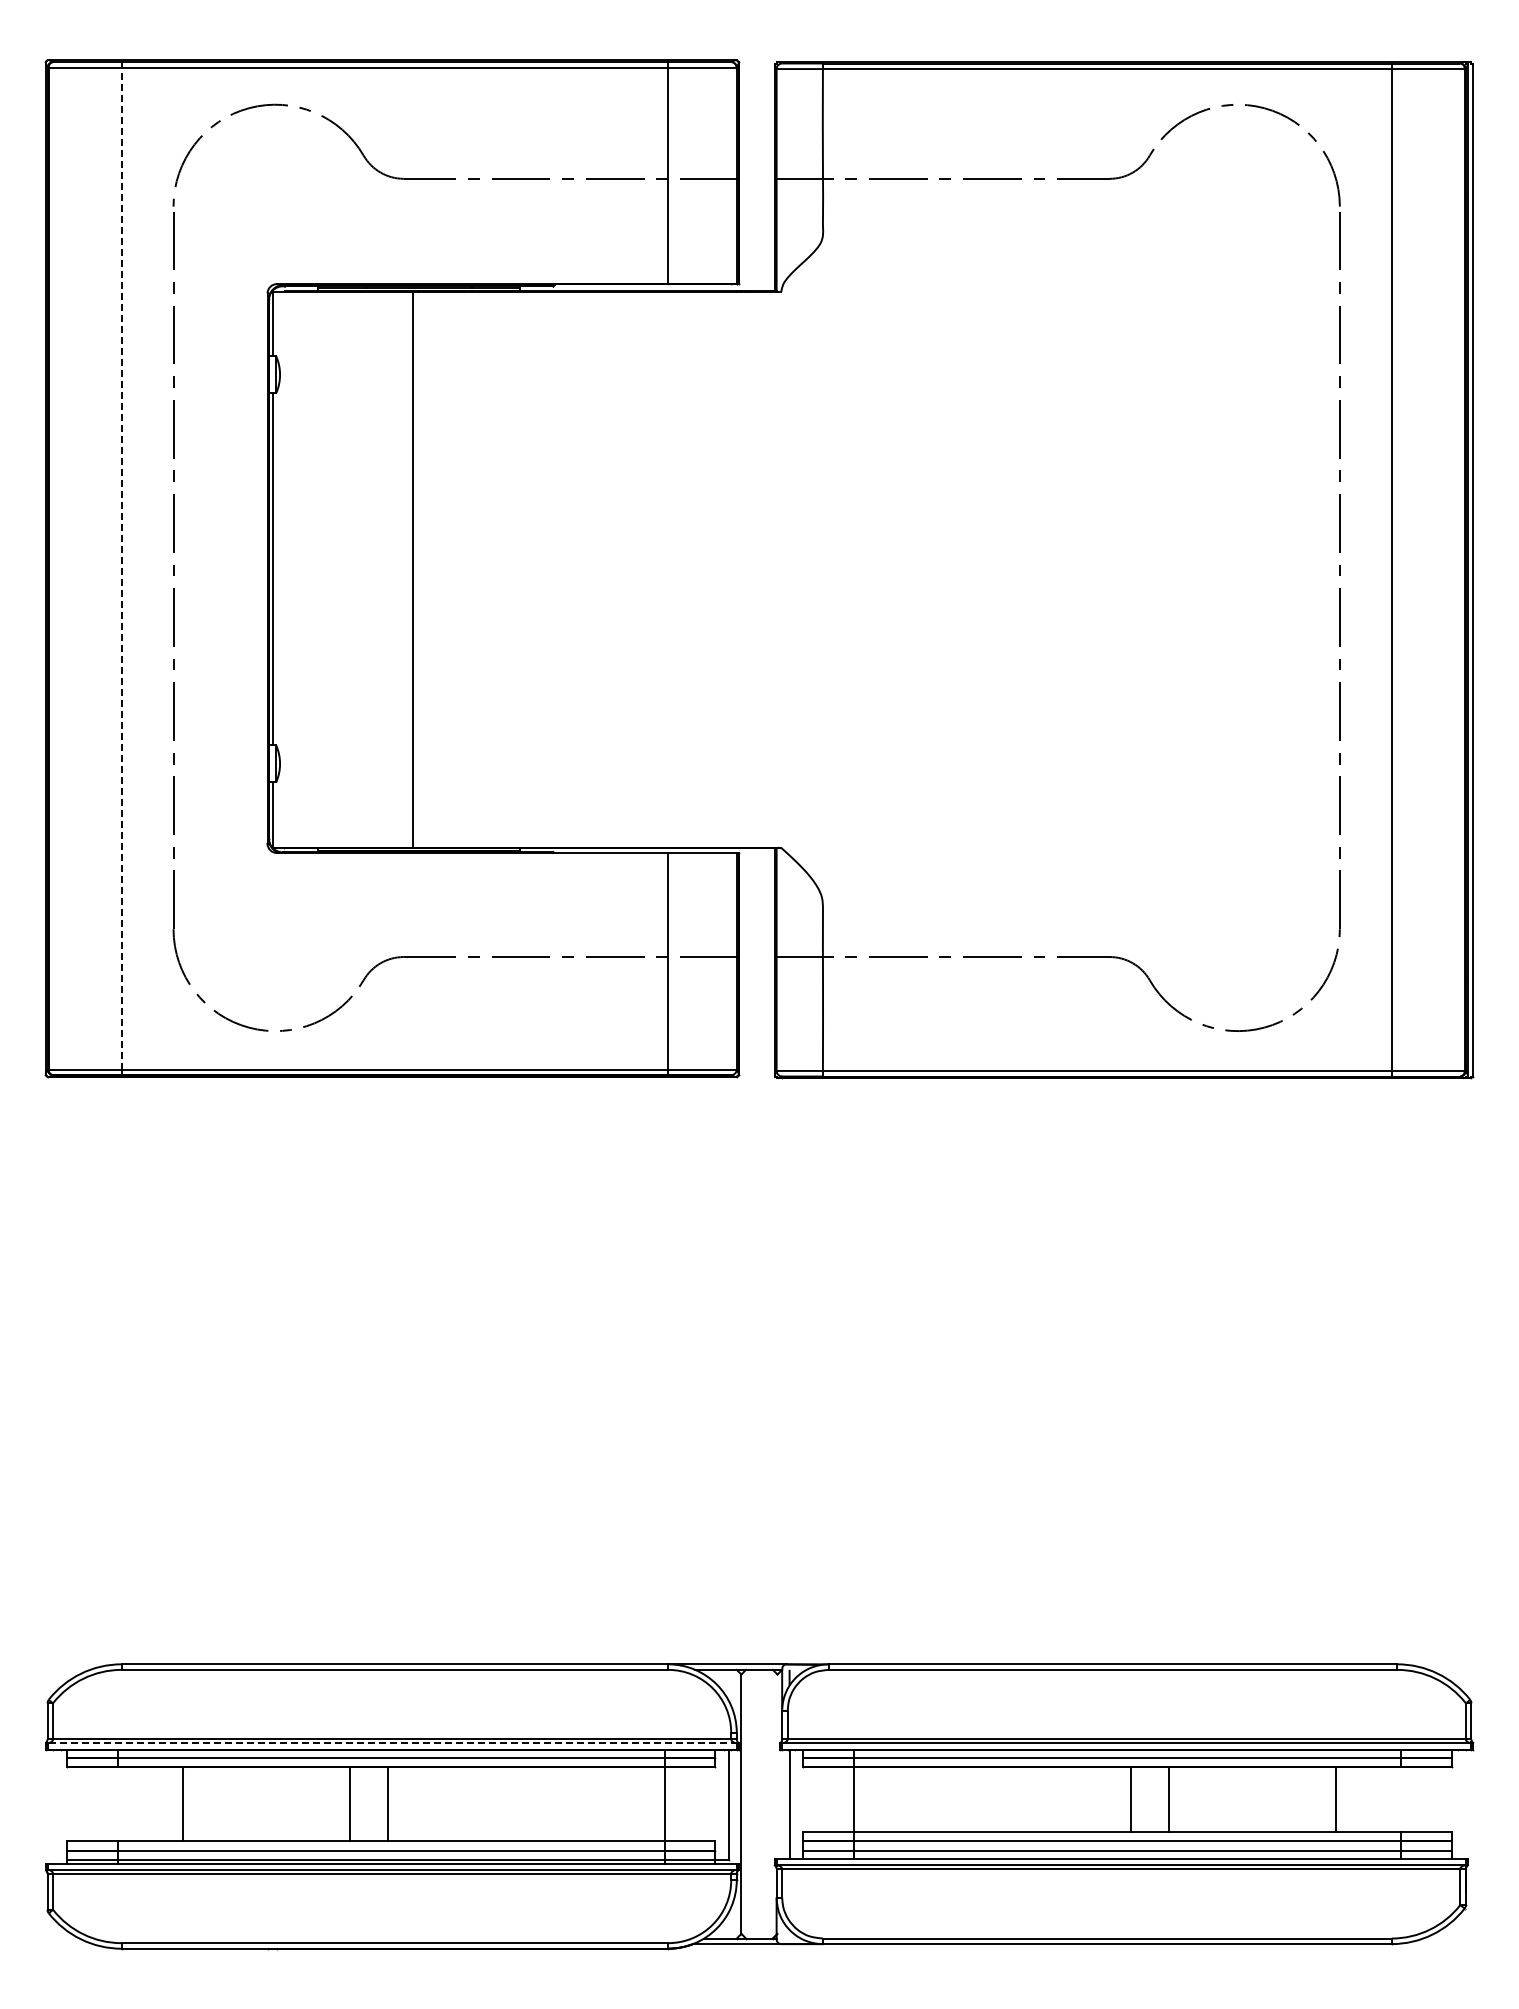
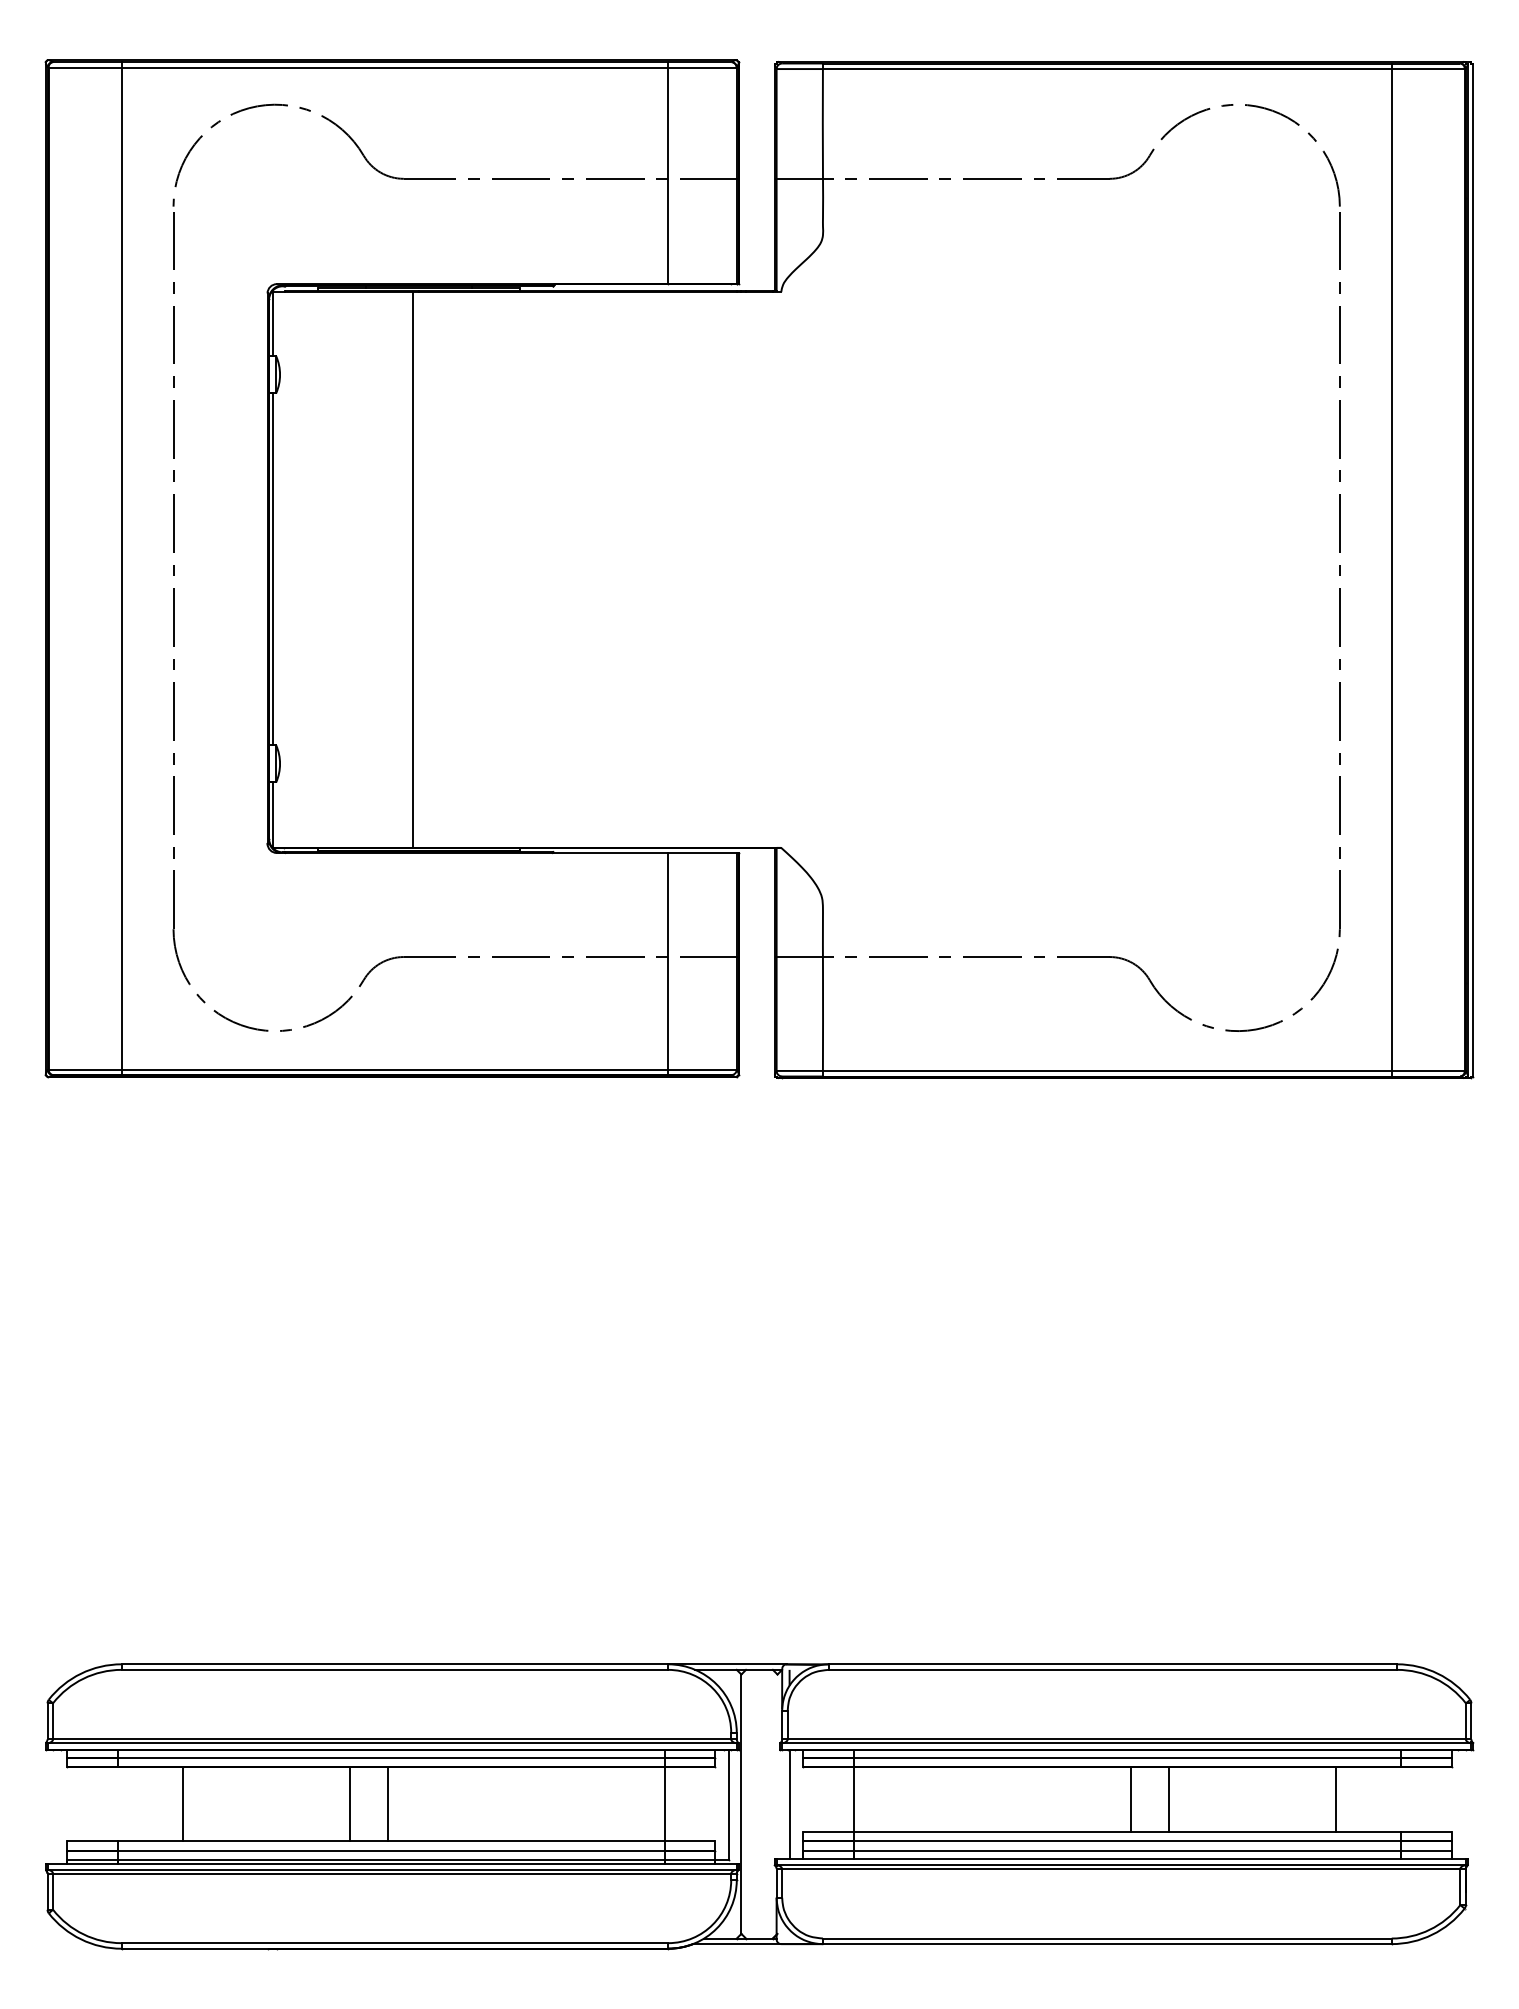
line: dashed -> solid (121, 568)
line: dashed -> solid (392, 1743)
